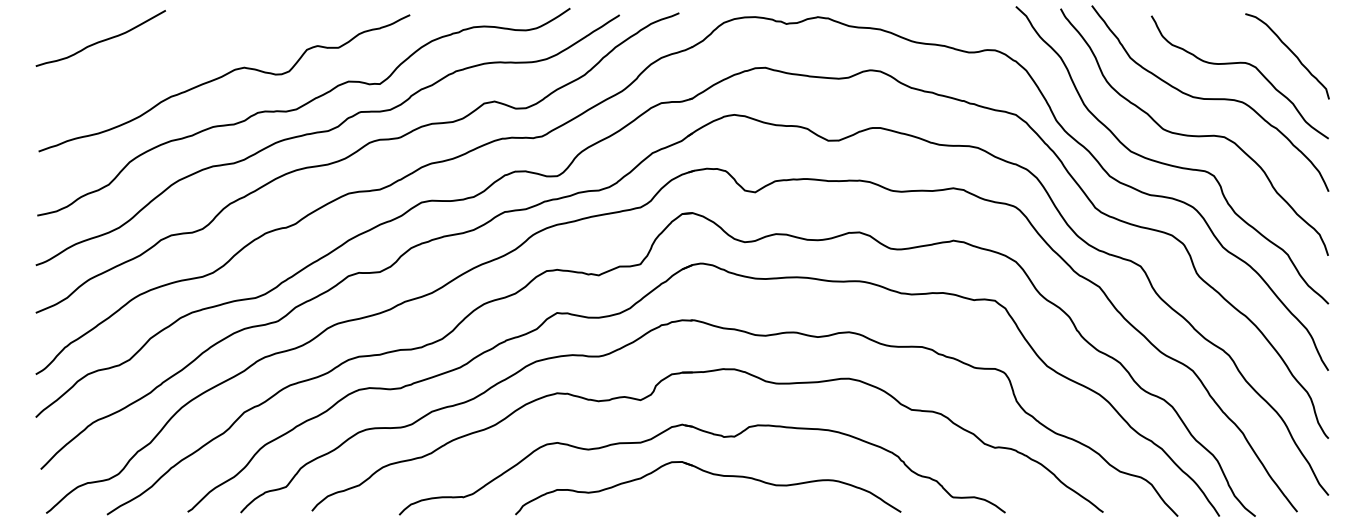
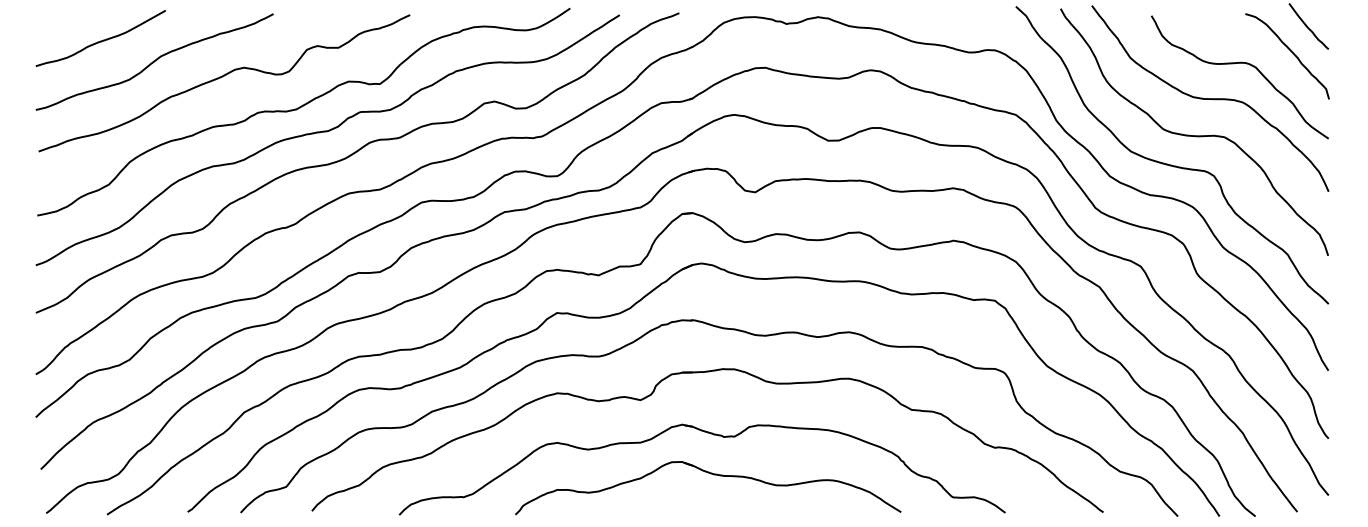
curve: none -> present (1308, 26)
curve: none -> present (154, 61)
